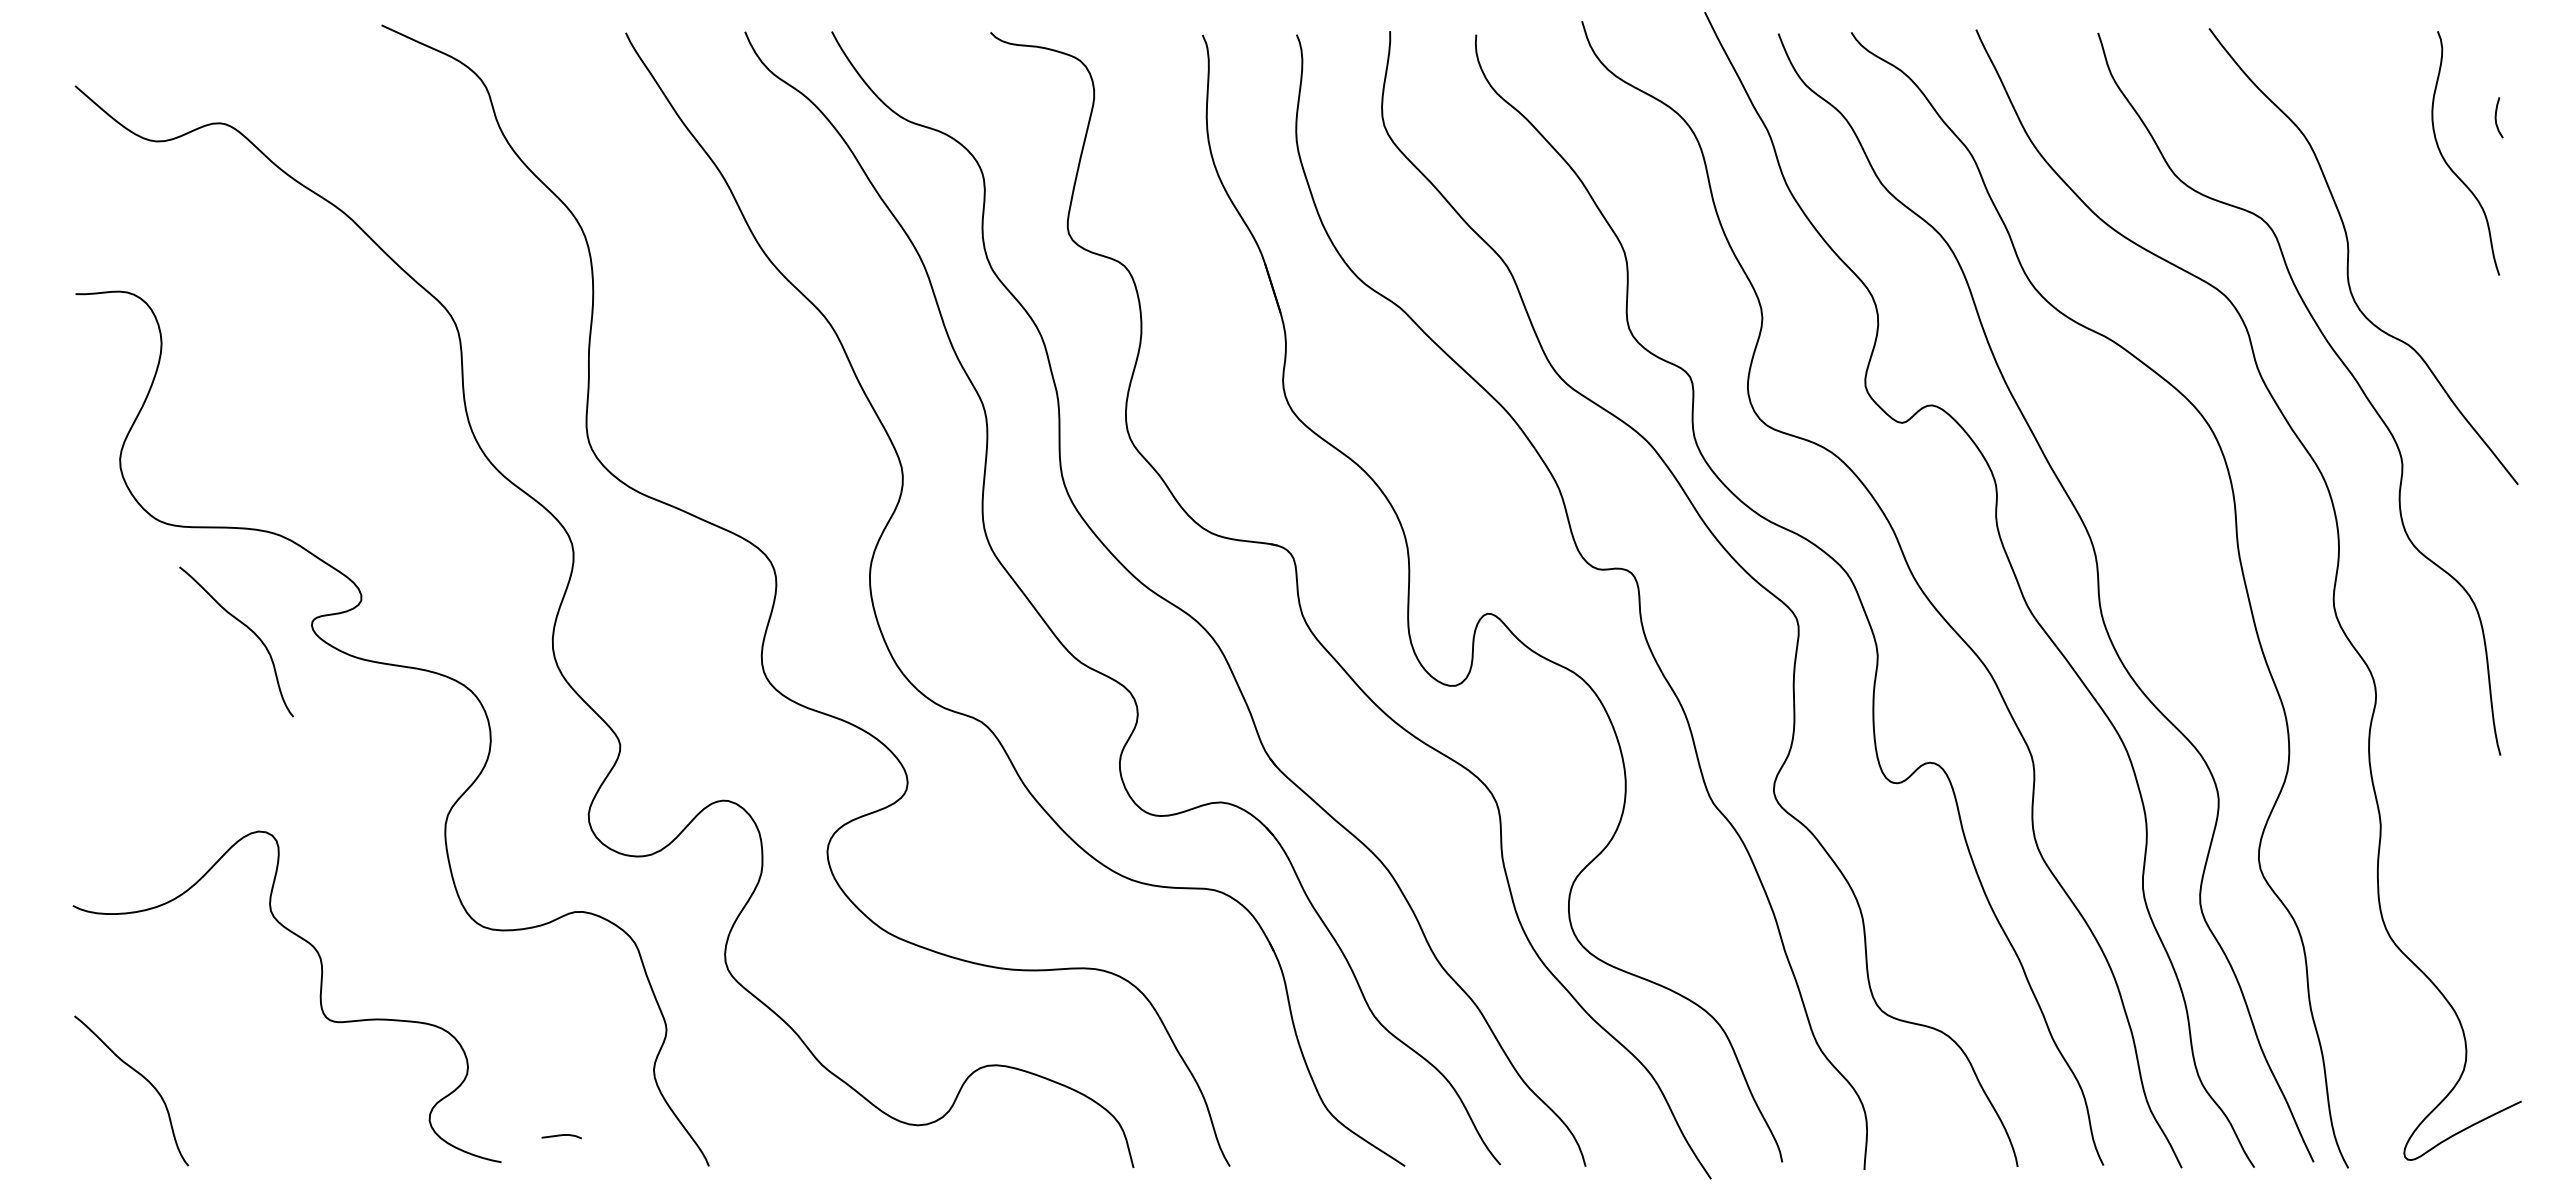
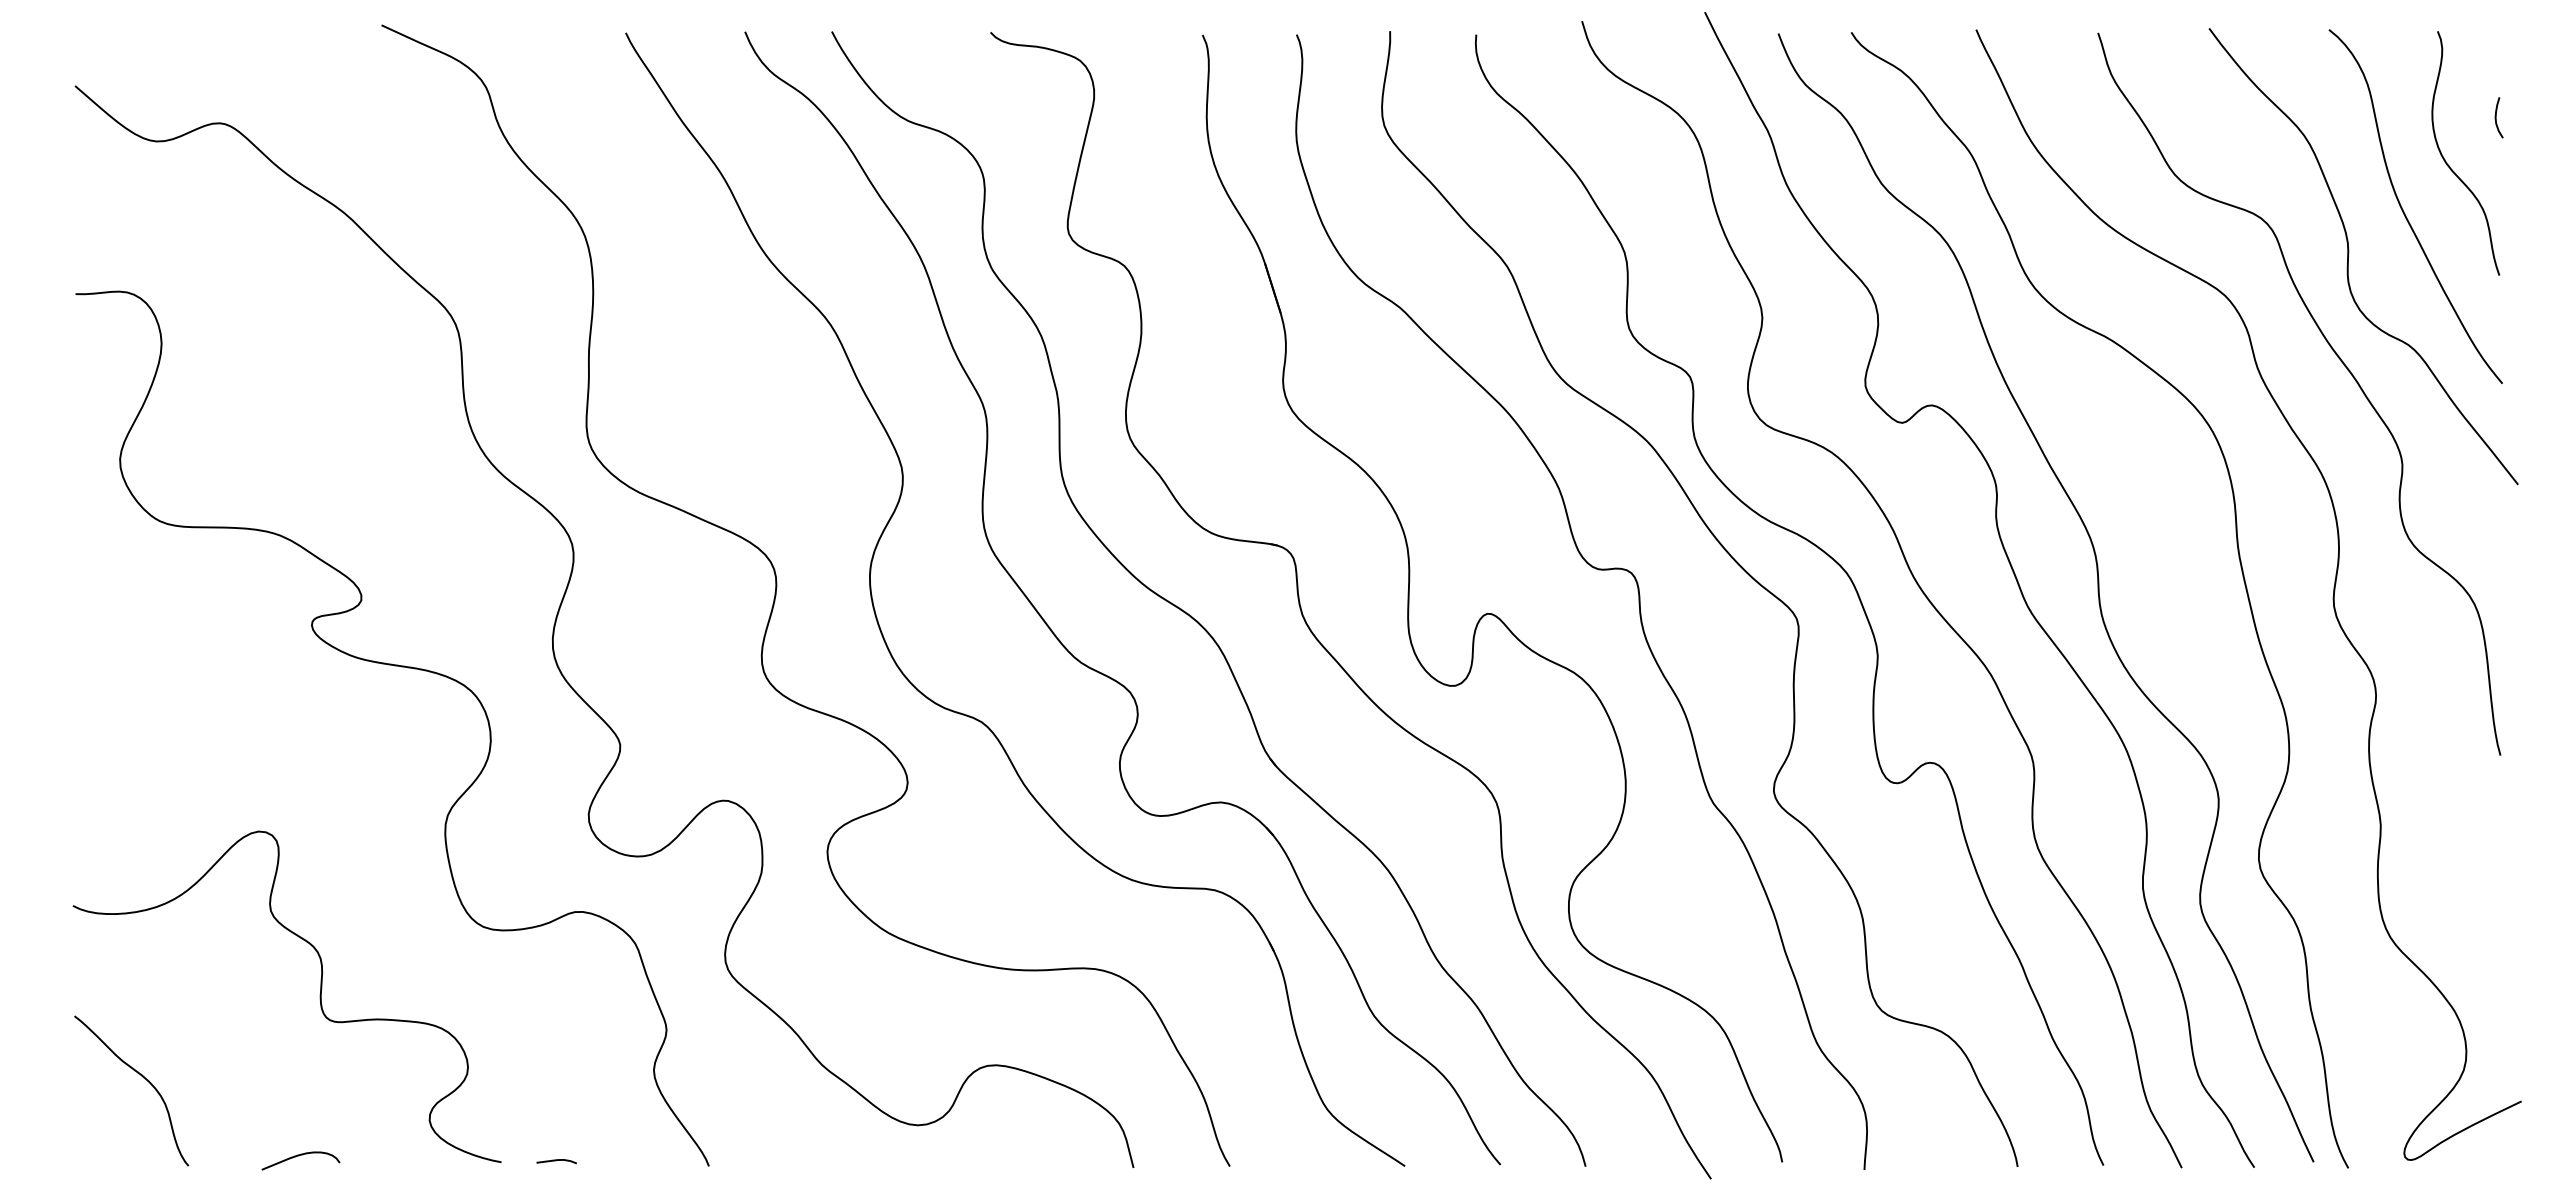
curve: none -> present (2404, 211)
curve: present -> none (248, 629)
line position: (561, 1136) -> (556, 1161) (556, 1161)
curve: none -> present (298, 1156)
